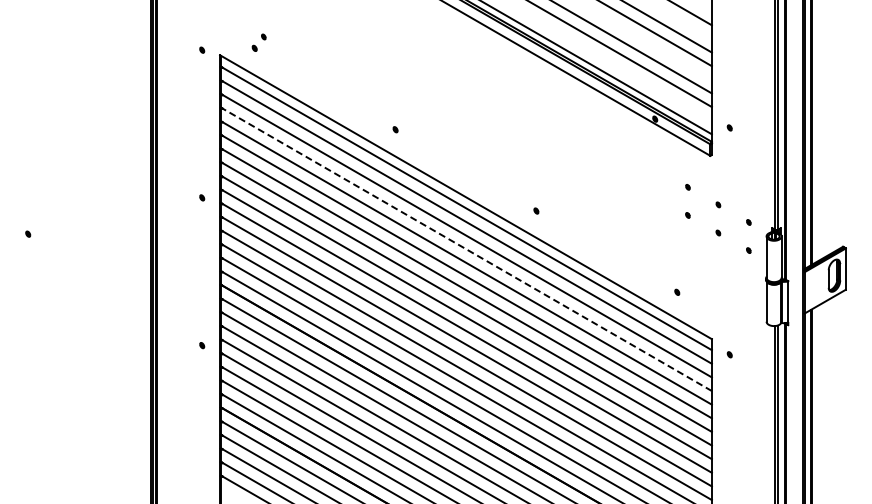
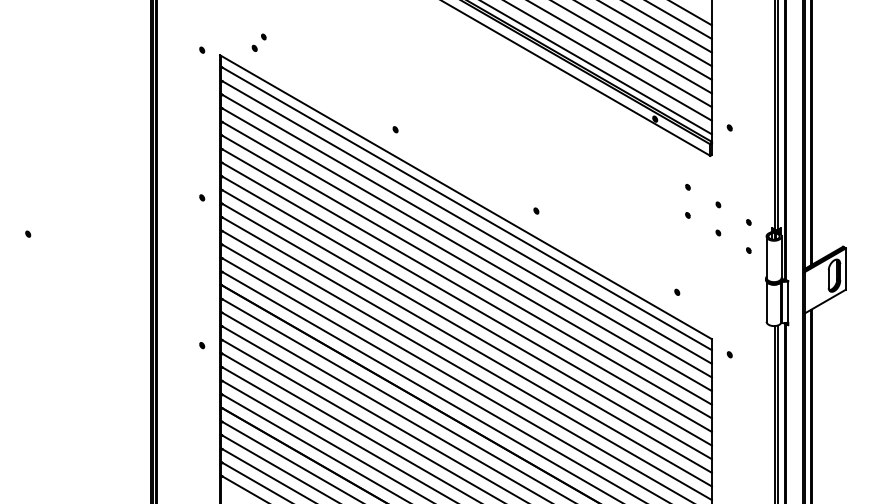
line: none -> present (679, 20)
line: none -> present (644, 40)
line: none -> present (608, 61)
line: dashed -> solid (466, 249)
